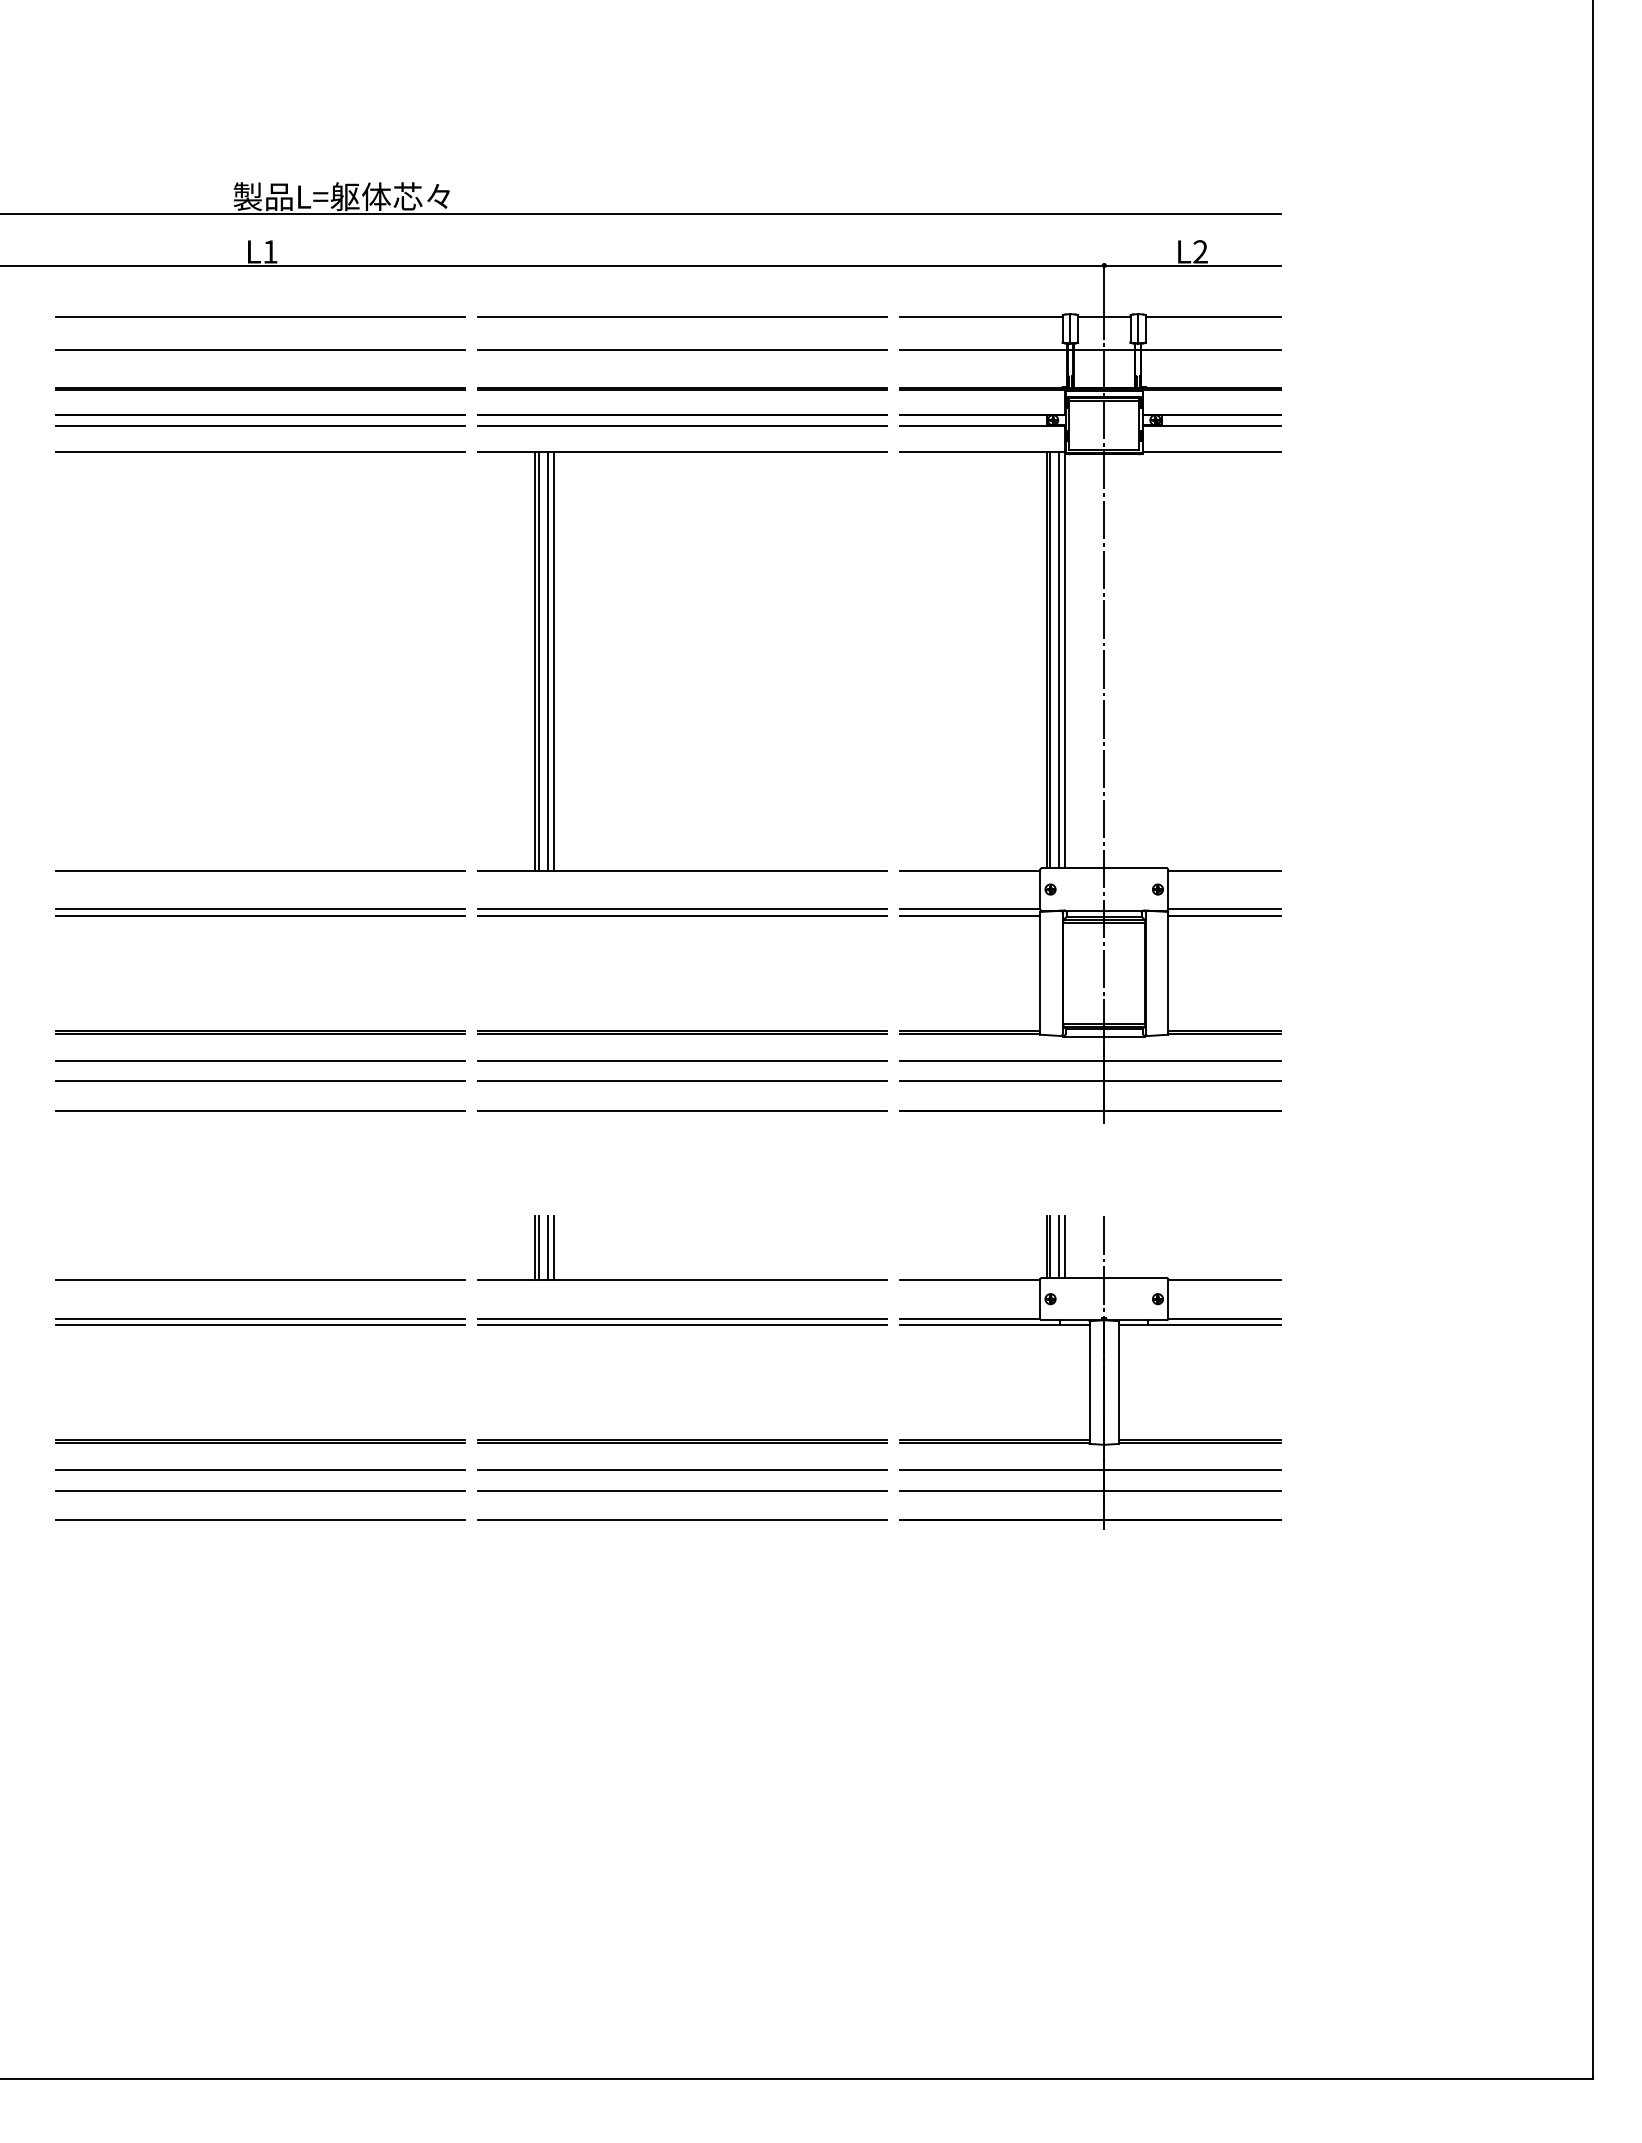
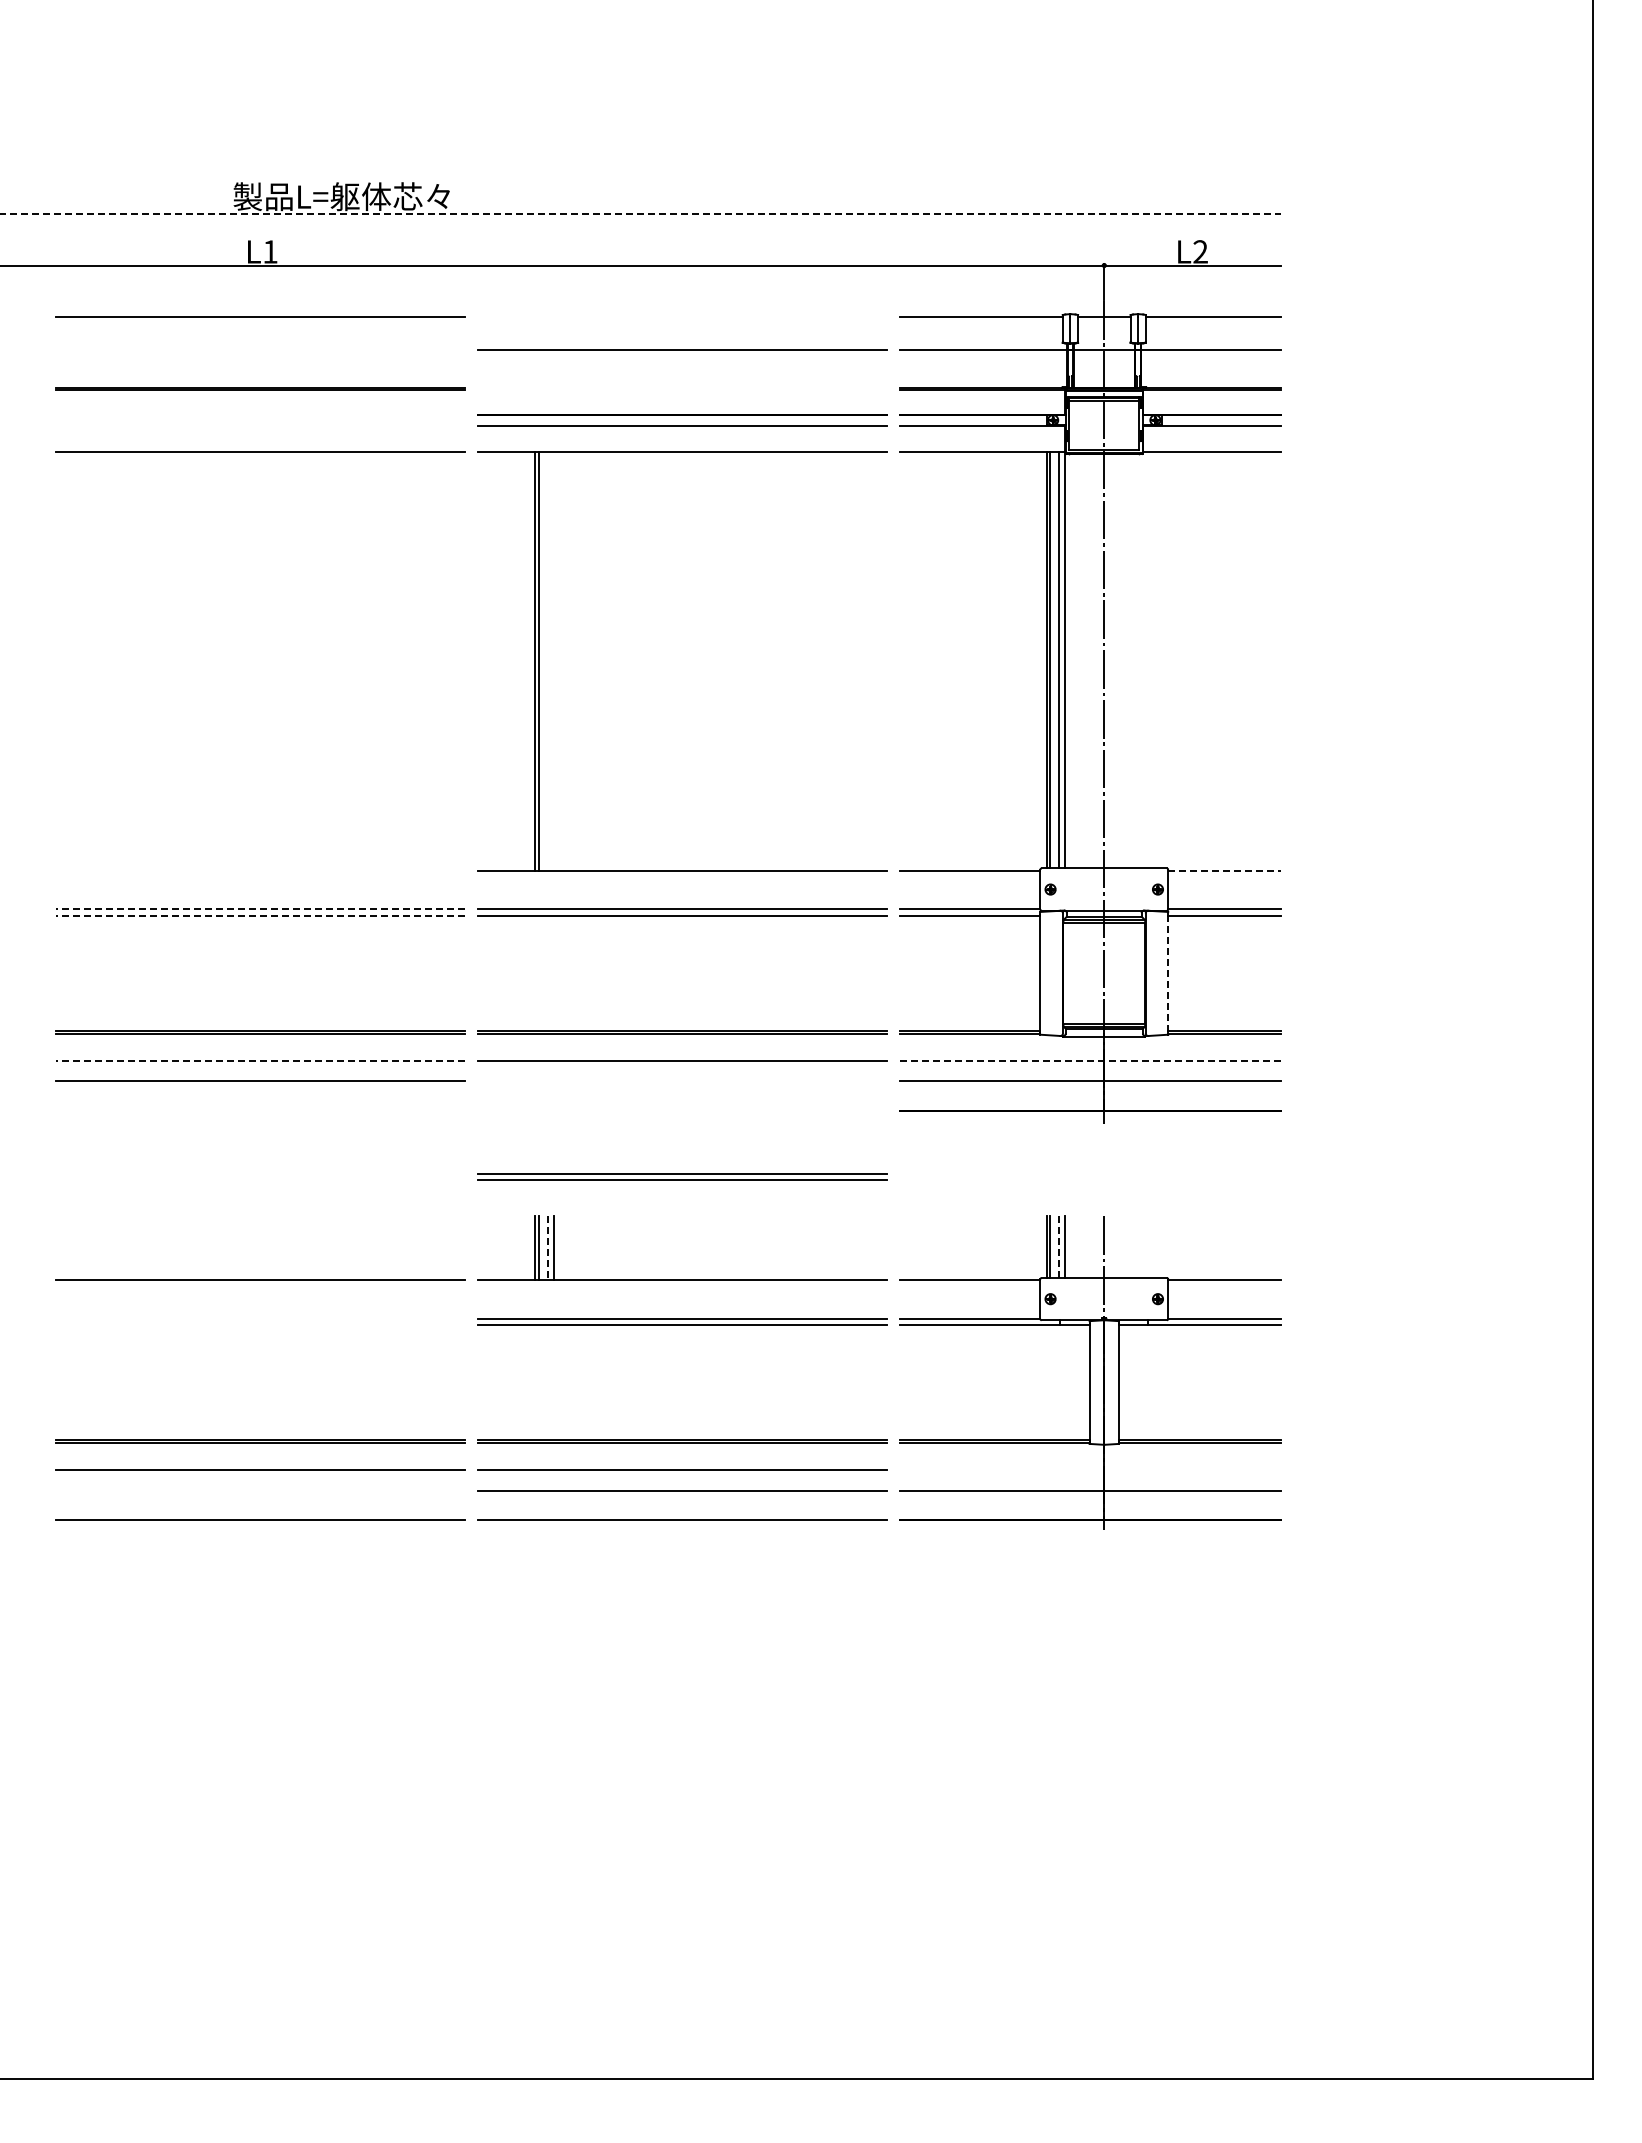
line: solid -> dashed (640, 214)
line: present -> none (681, 316)
line: present -> none (259, 350)
line: present -> none (682, 388)
line: present -> none (260, 414)
line: present -> none (259, 426)
line: present -> none (547, 661)
line: present -> none (553, 661)
line: present -> none (259, 871)
line: solid -> dashed (1224, 871)
line: solid -> dashed (260, 909)
line: solid -> dashed (260, 915)
line: solid -> dashed (1168, 973)
line: solid -> dashed (260, 1060)
line: solid -> dashed (1090, 1060)
line: present -> none (681, 1081)
line: present -> none (260, 1110)
line: present -> none (681, 1110)
part: none -> present (682, 1176)
line: solid -> dashed (1059, 1246)
line: solid -> dashed (547, 1248)
line: present -> none (259, 1318)
line: present -> none (259, 1325)
line: present -> none (1090, 1470)
line: present -> none (259, 1490)
